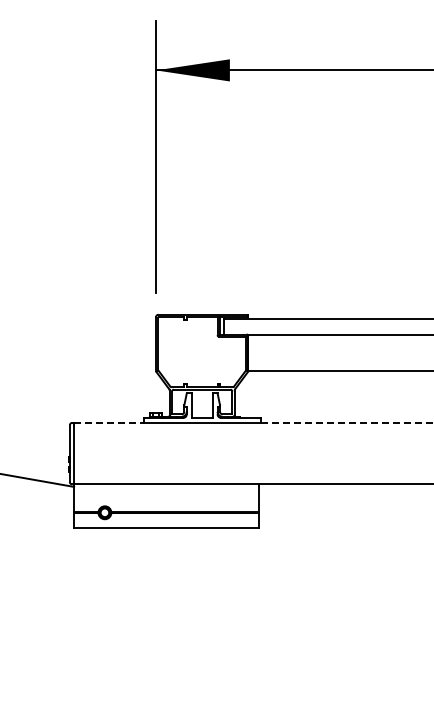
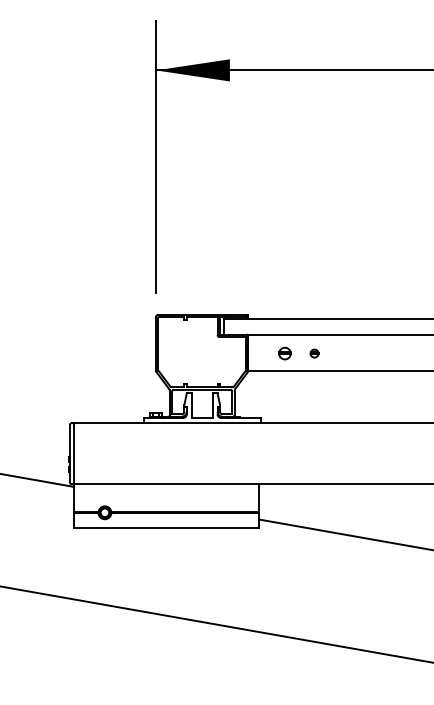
part: none -> present (284, 353)
part: none -> present (314, 353)
line: dashed -> solid (108, 422)
line: dashed -> solid (347, 422)
line: none -> present (344, 534)
line: none -> present (216, 624)
